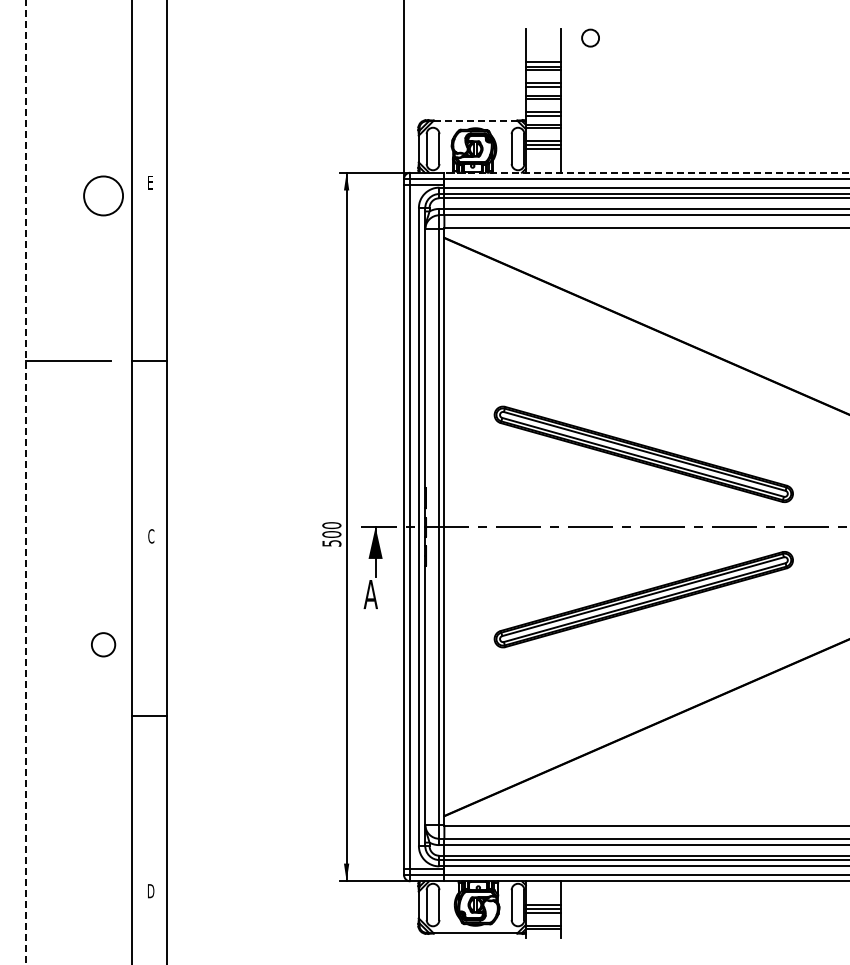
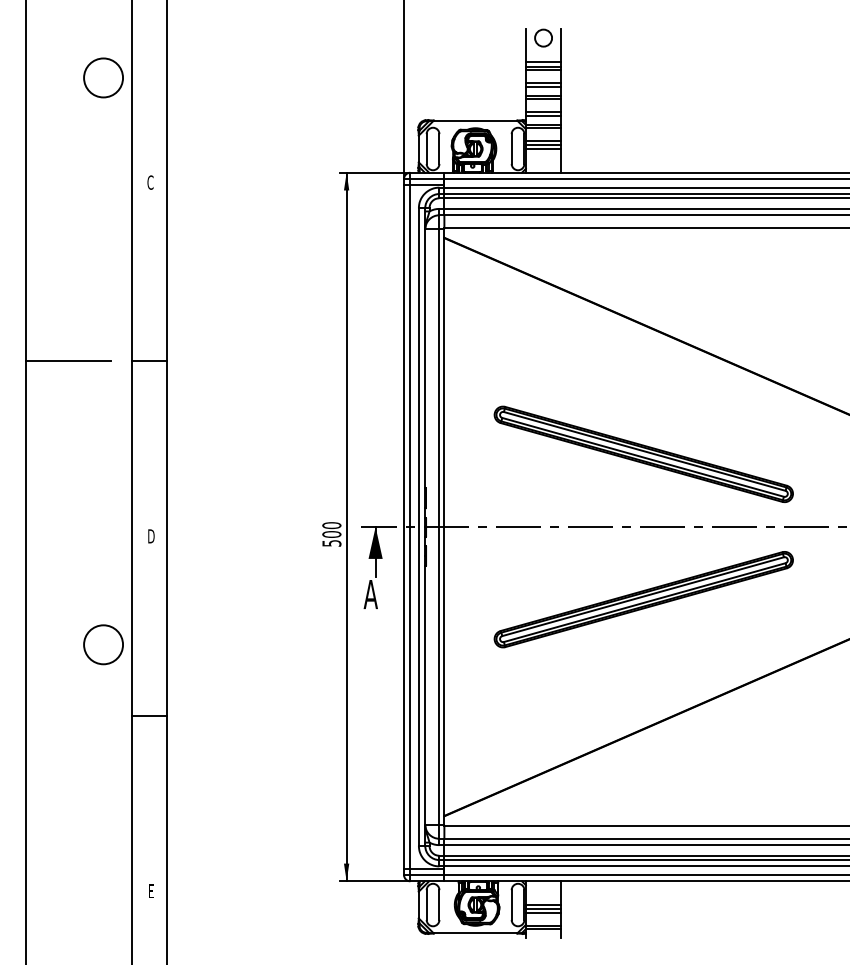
circle position: (590, 37) -> (543, 37) (543, 37)
line: dashed -> solid (475, 120)
line: dashed -> solid (646, 172)
text: E -> C (150, 182)
circle position: (103, 195) -> (103, 77) (103, 77)
line: dashed -> solid (25, 482)
text: C -> D (151, 536)
circle diameter: 23 px -> 39 px (103, 644)
text: D -> E (151, 891)
